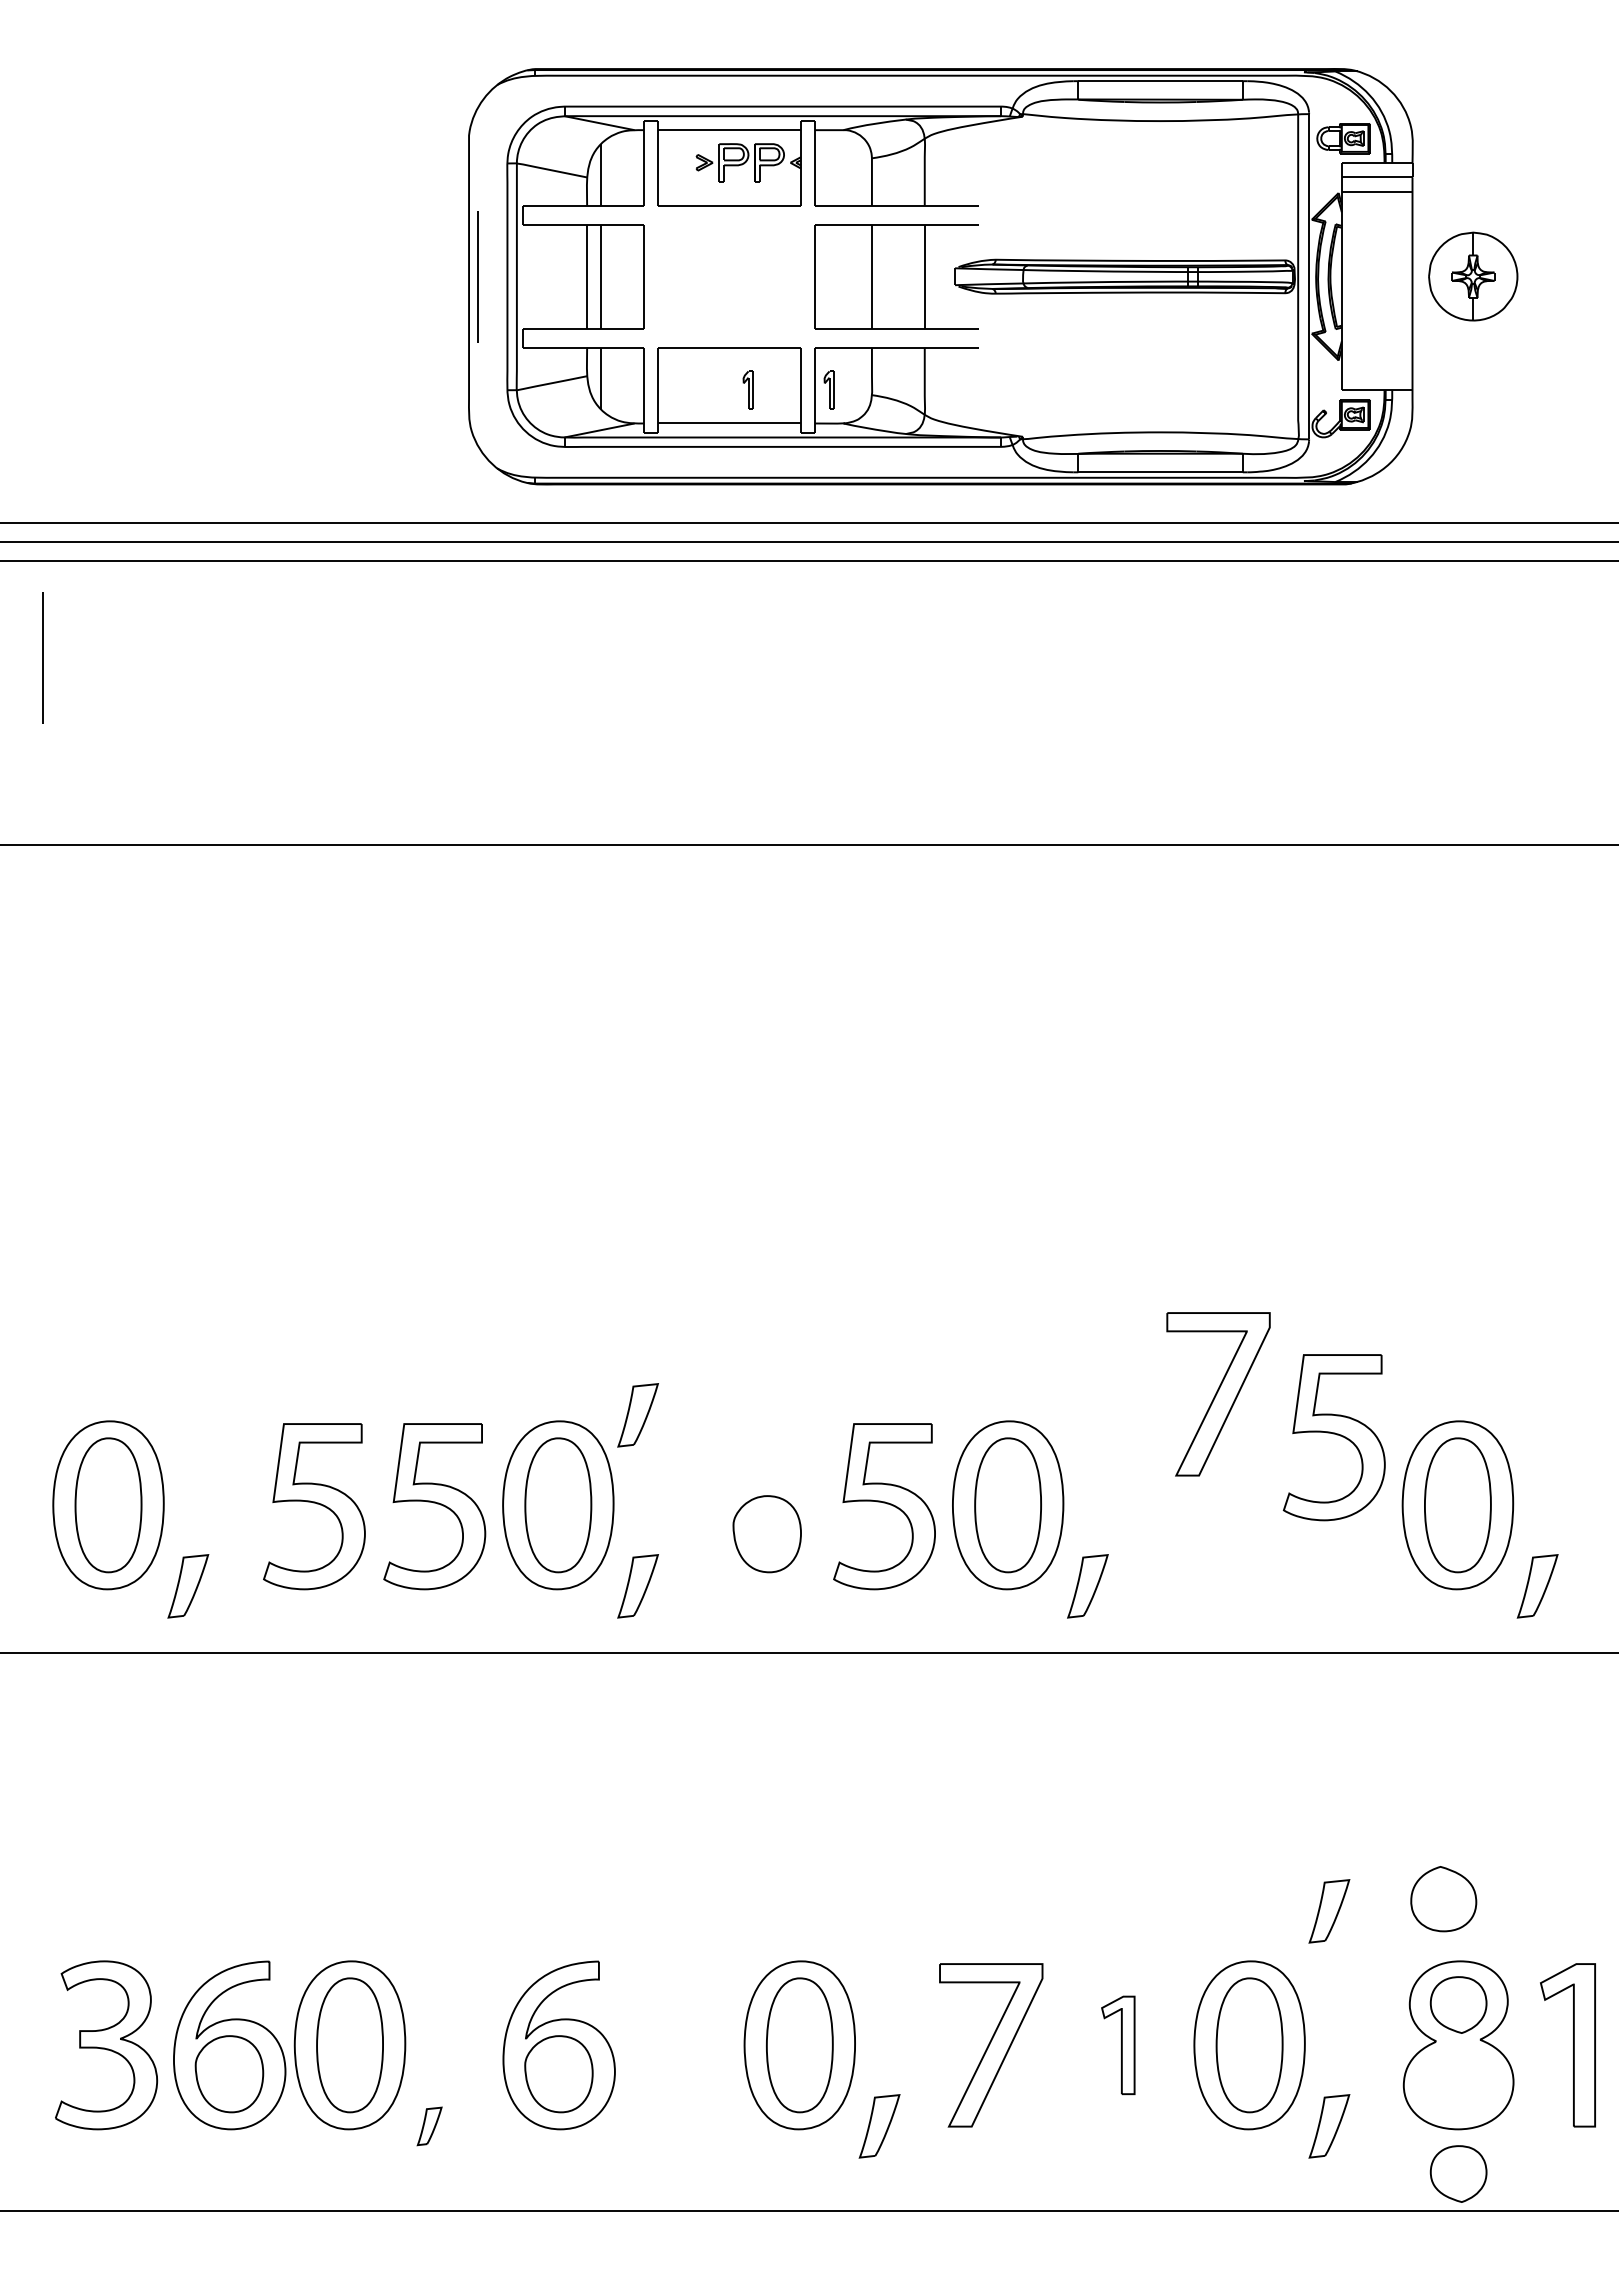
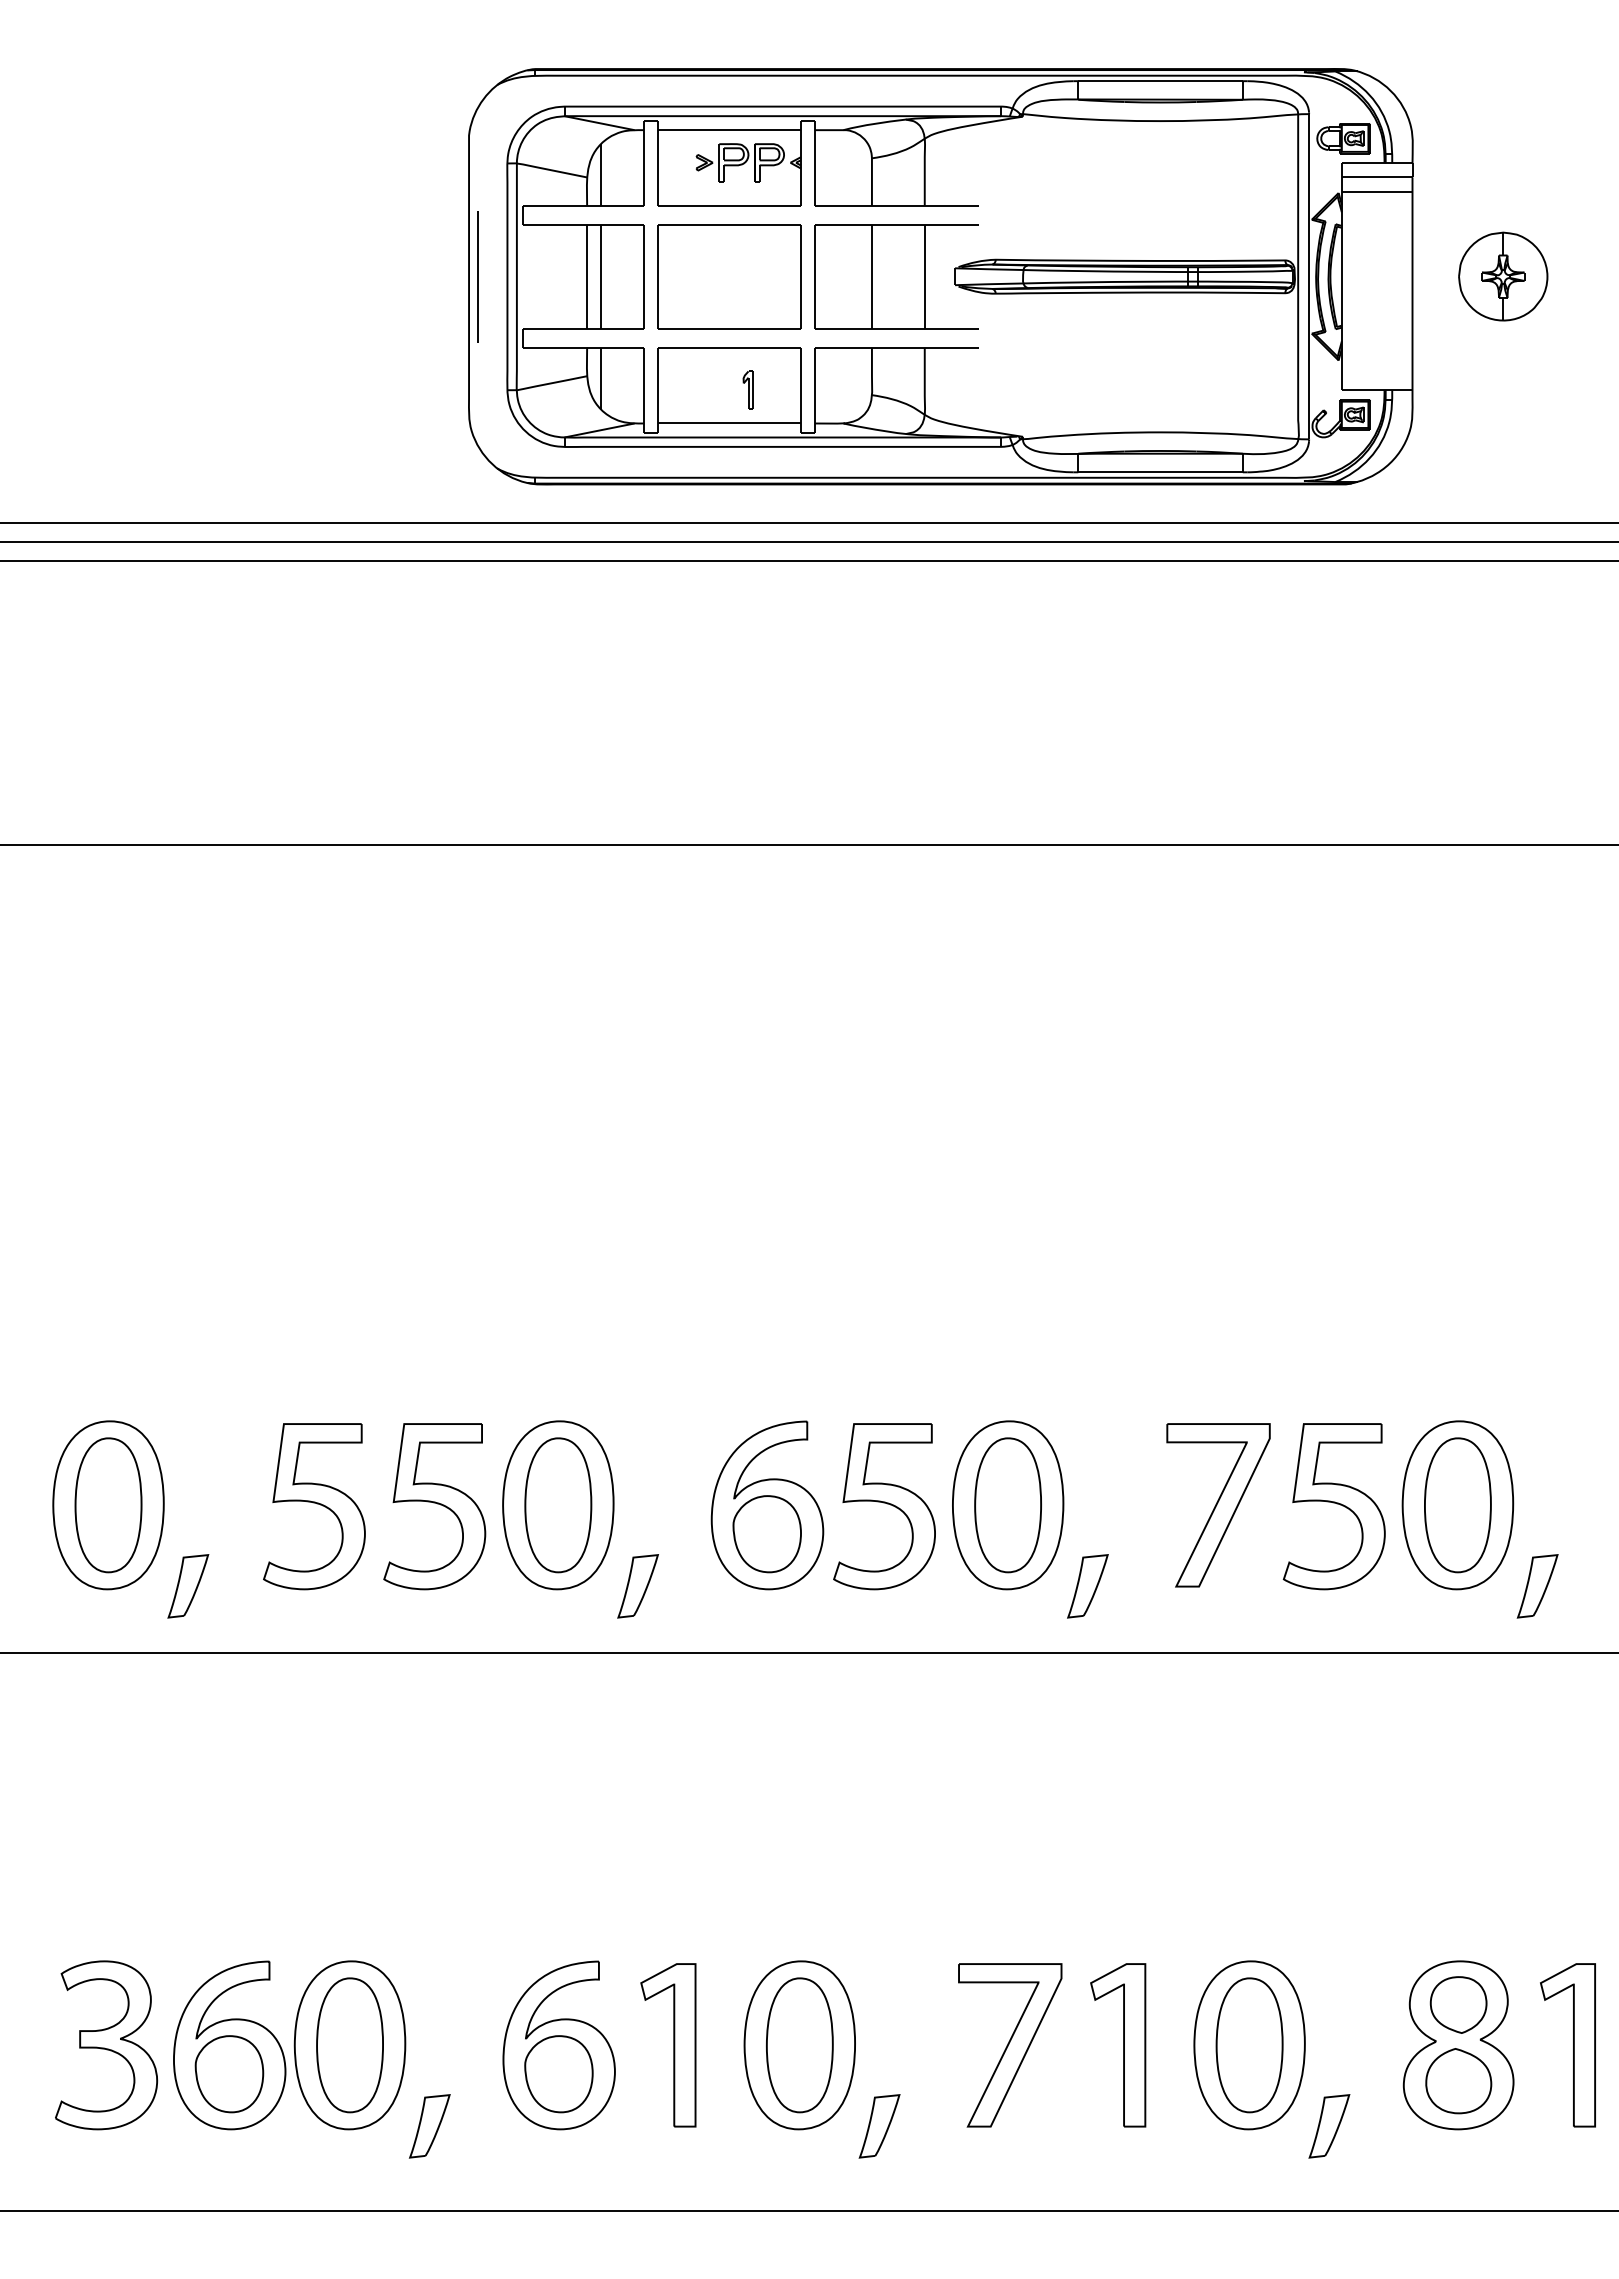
part: none -> present (729, 276)
part position: (1473, 276) -> (1503, 276) (1503, 276)
part: present -> none (828, 389)
line: present -> none (42, 657)
part position: (1218, 1394) -> (1218, 1505) (1218, 1505)
part: present -> none (637, 1415)
part position: (1333, 1437) -> (1333, 1506) (1333, 1506)
part: none -> present (767, 1505)
part position: (1443, 1899) -> (1458, 2081) (1458, 2081)
part: present -> none (1329, 1911)
part: none -> present (668, 2045)
part position: (991, 2045) -> (1010, 2045) (1010, 2045)
part size: 35x101 px -> 57x165 px (1118, 2045)
part size: 27x41 px -> 43x65 px (429, 2126)
part: present -> none (1458, 2173)
